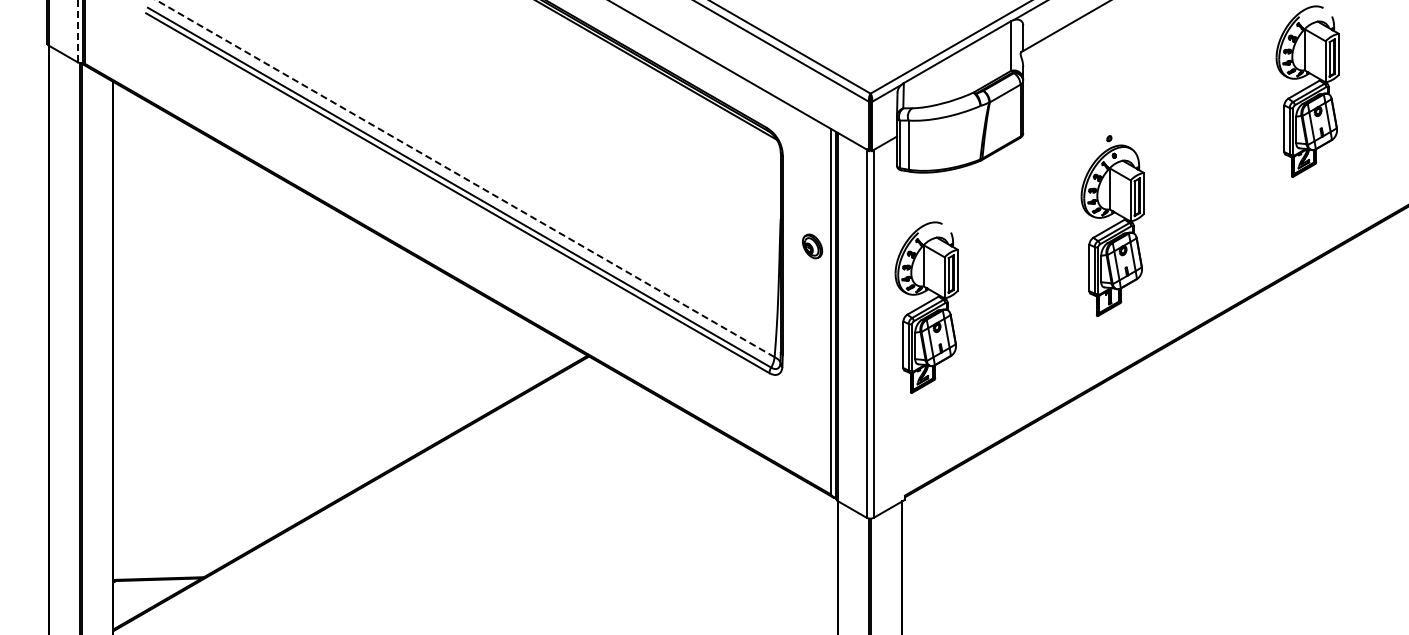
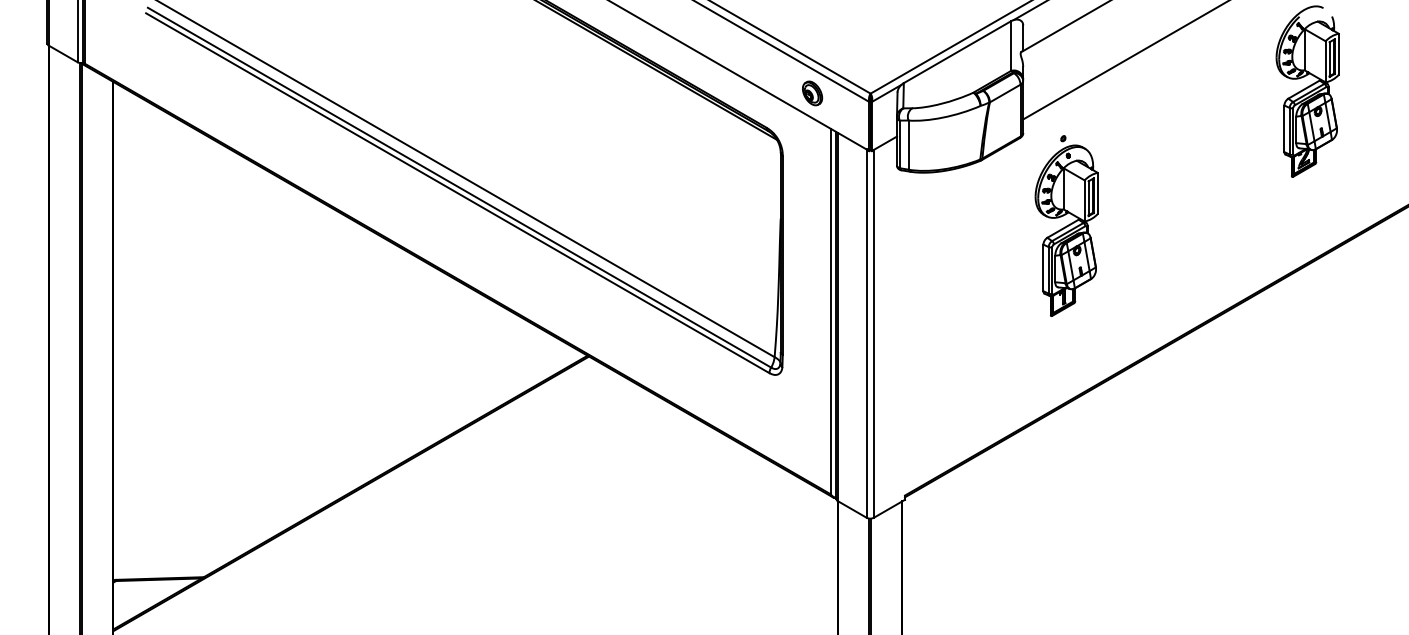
line: dashed -> solid (77, 31)
line: none -> present (1124, 60)
line: dashed -> solid (465, 178)
part position: (1112, 225) -> (1066, 225) (1066, 225)
part position: (812, 246) -> (812, 93) (812, 93)
part: present -> none (926, 307)
